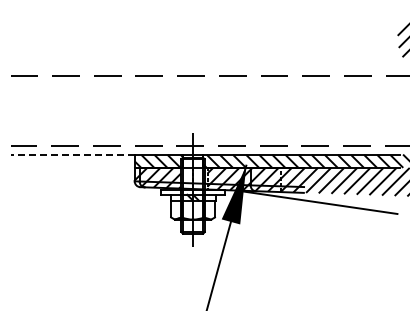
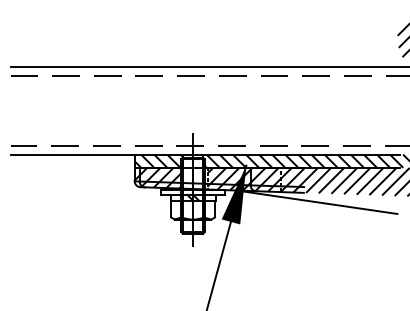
line: none -> present (208, 67)
line: dashed -> solid (72, 154)
